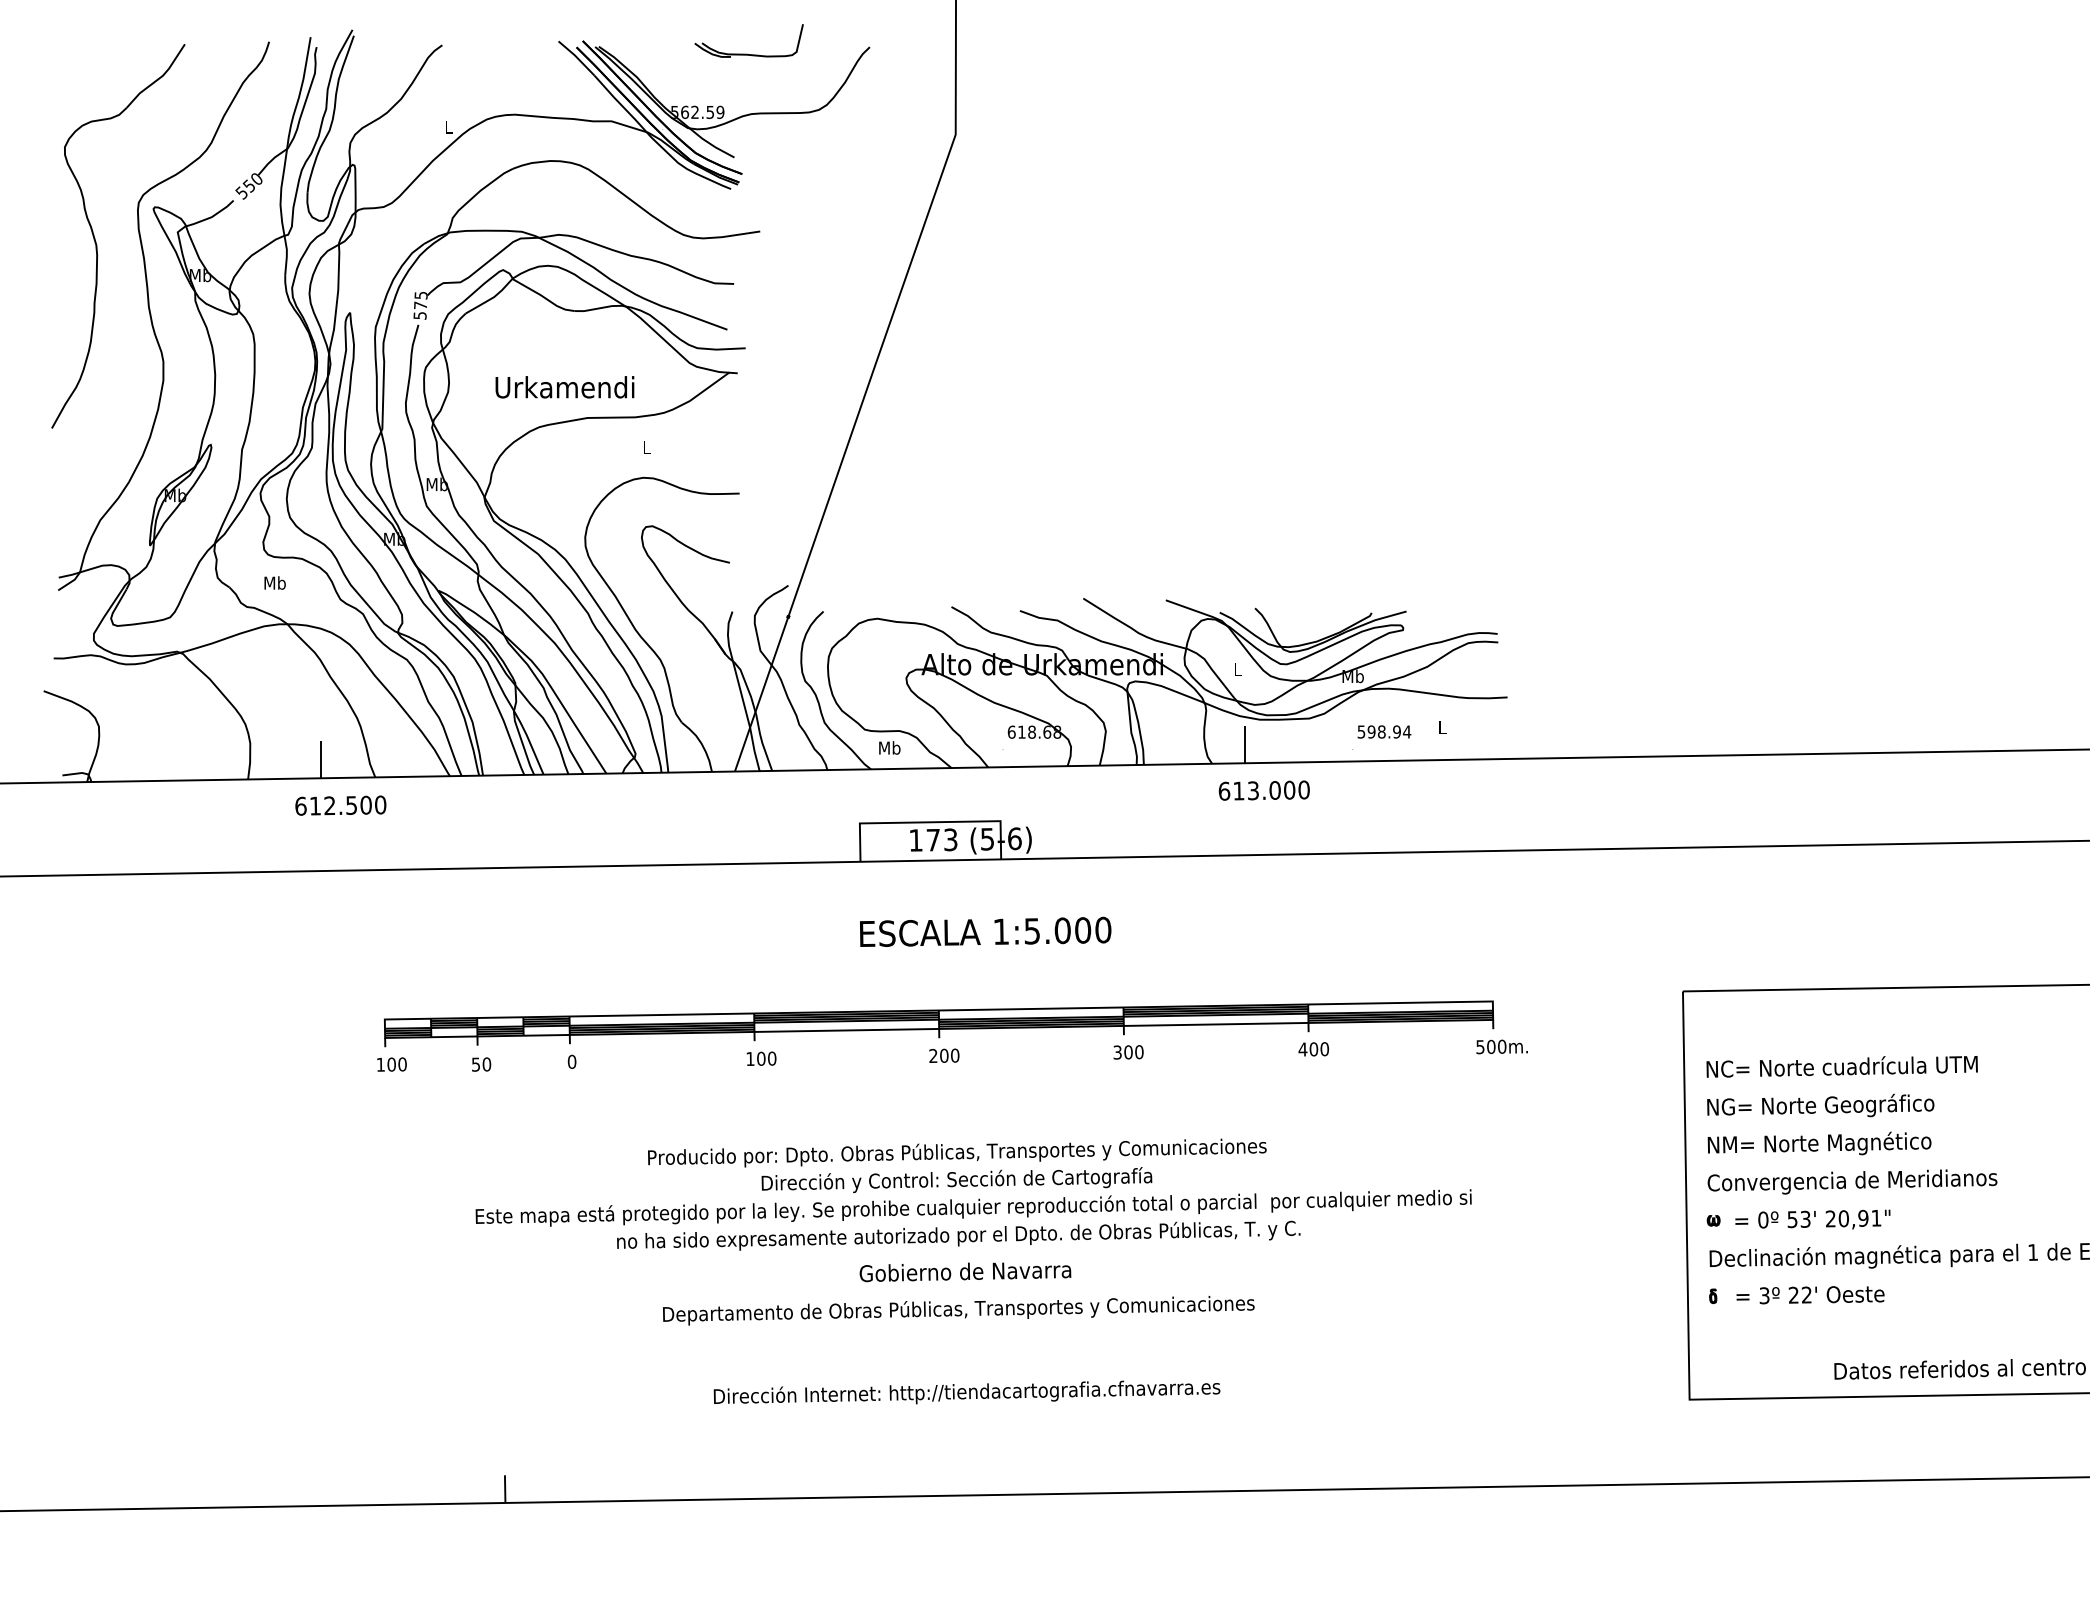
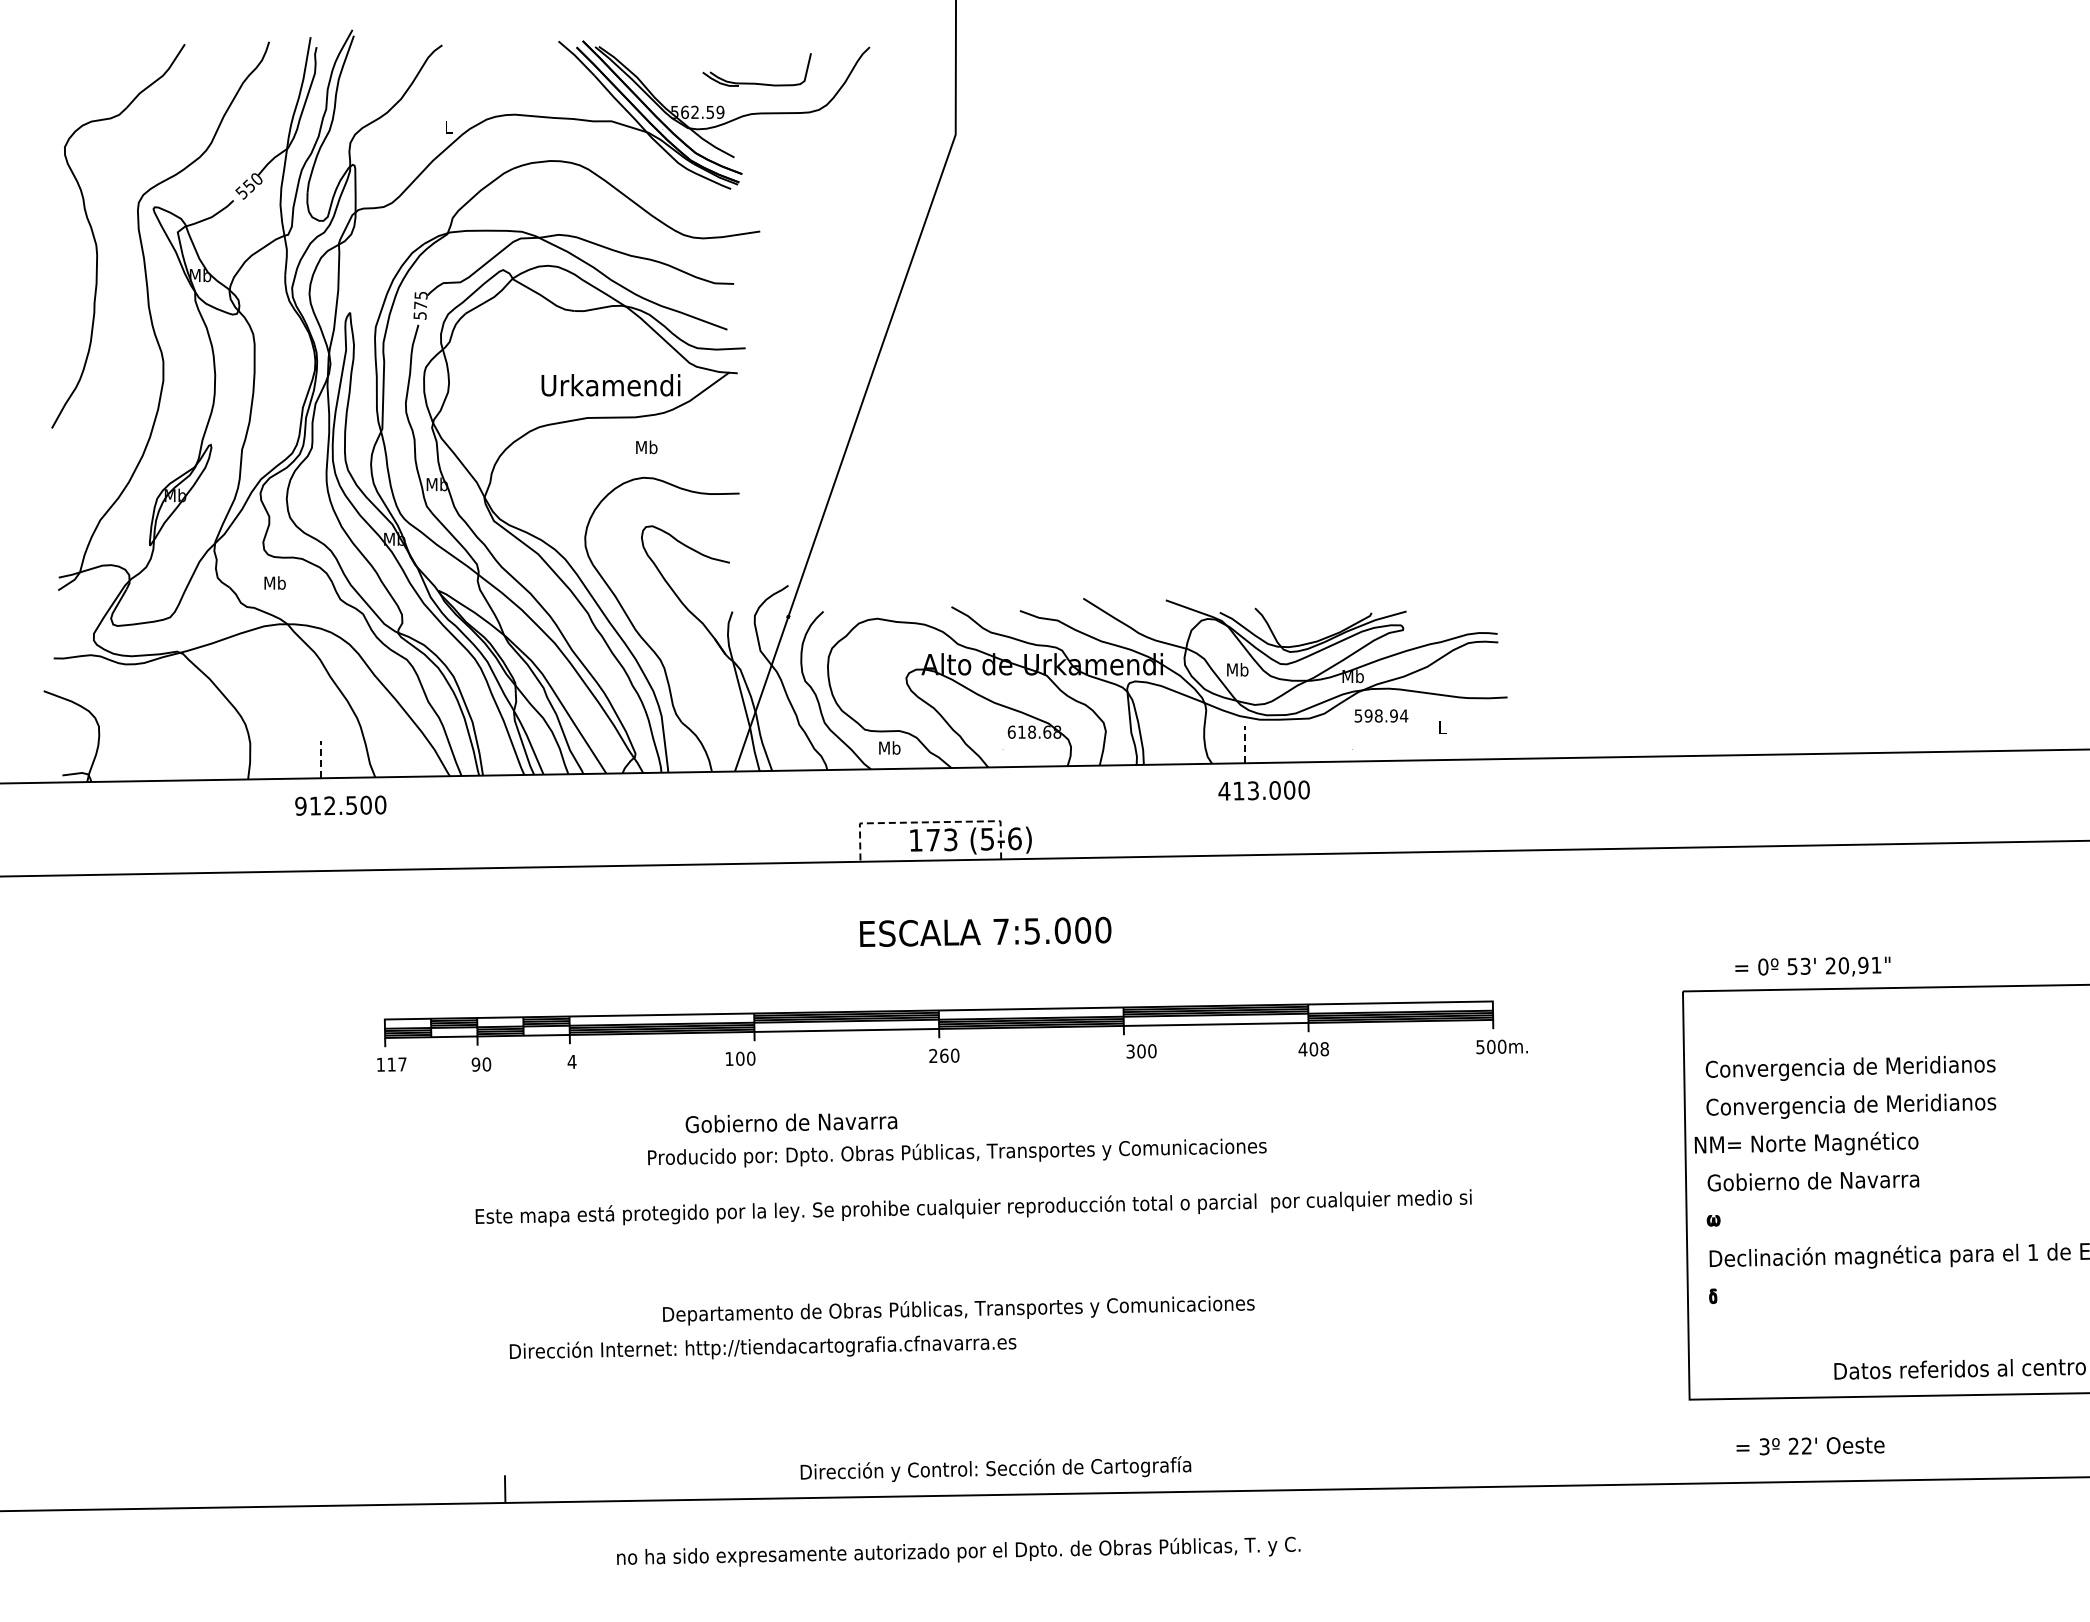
part position: (747, 53) -> (755, 82) (755, 82)
text position: (564, 387) -> (610, 385) (610, 385)
text: L -> Mb (646, 447)
text: L -> Mb (1237, 669)
text position: (1384, 731) -> (1381, 715) (1381, 715)
line: solid -> dashed (1244, 744)
line: solid -> dashed (321, 759)
text: 613.000 -> 413.000 (1224, 790)
text: 612.500 -> 912.500 (300, 805)
line: solid -> dashed (929, 822)
text: 1:5.000 -> 7:5.000 (1000, 931)
text: 400 -> 408 (1324, 1049)
text position: (1128, 1052) -> (1141, 1051) (1141, 1051)
text: 200 -> 260 (944, 1055)
text position: (761, 1058) -> (740, 1058) (740, 1058)
text: 0 -> 4 (571, 1061)
text: 100 -> 117 (396, 1064)
text: 50 -> 90 (475, 1064)
text: NC= Norte cuadrícula UTM -> Convergencia de Meridianos (1850, 1067)
text: NG= Norte Geográfico -> Convergencia de Meridianos (1851, 1105)
text position: (1819, 1143) -> (1806, 1143) (1806, 1143)
text position: (956, 1179) -> (995, 1468) (995, 1468)
text: Convergencia de Meridianos -> Gobierno de Navarra (1856, 1181)
text position: (1812, 1219) -> (1812, 966) (1812, 966)
text position: (958, 1235) -> (958, 1551) (958, 1551)
text position: (965, 1272) -> (791, 1123) (791, 1123)
text position: (1810, 1295) -> (1810, 1446) (1810, 1446)
text position: (966, 1392) -> (762, 1347) (762, 1347)
